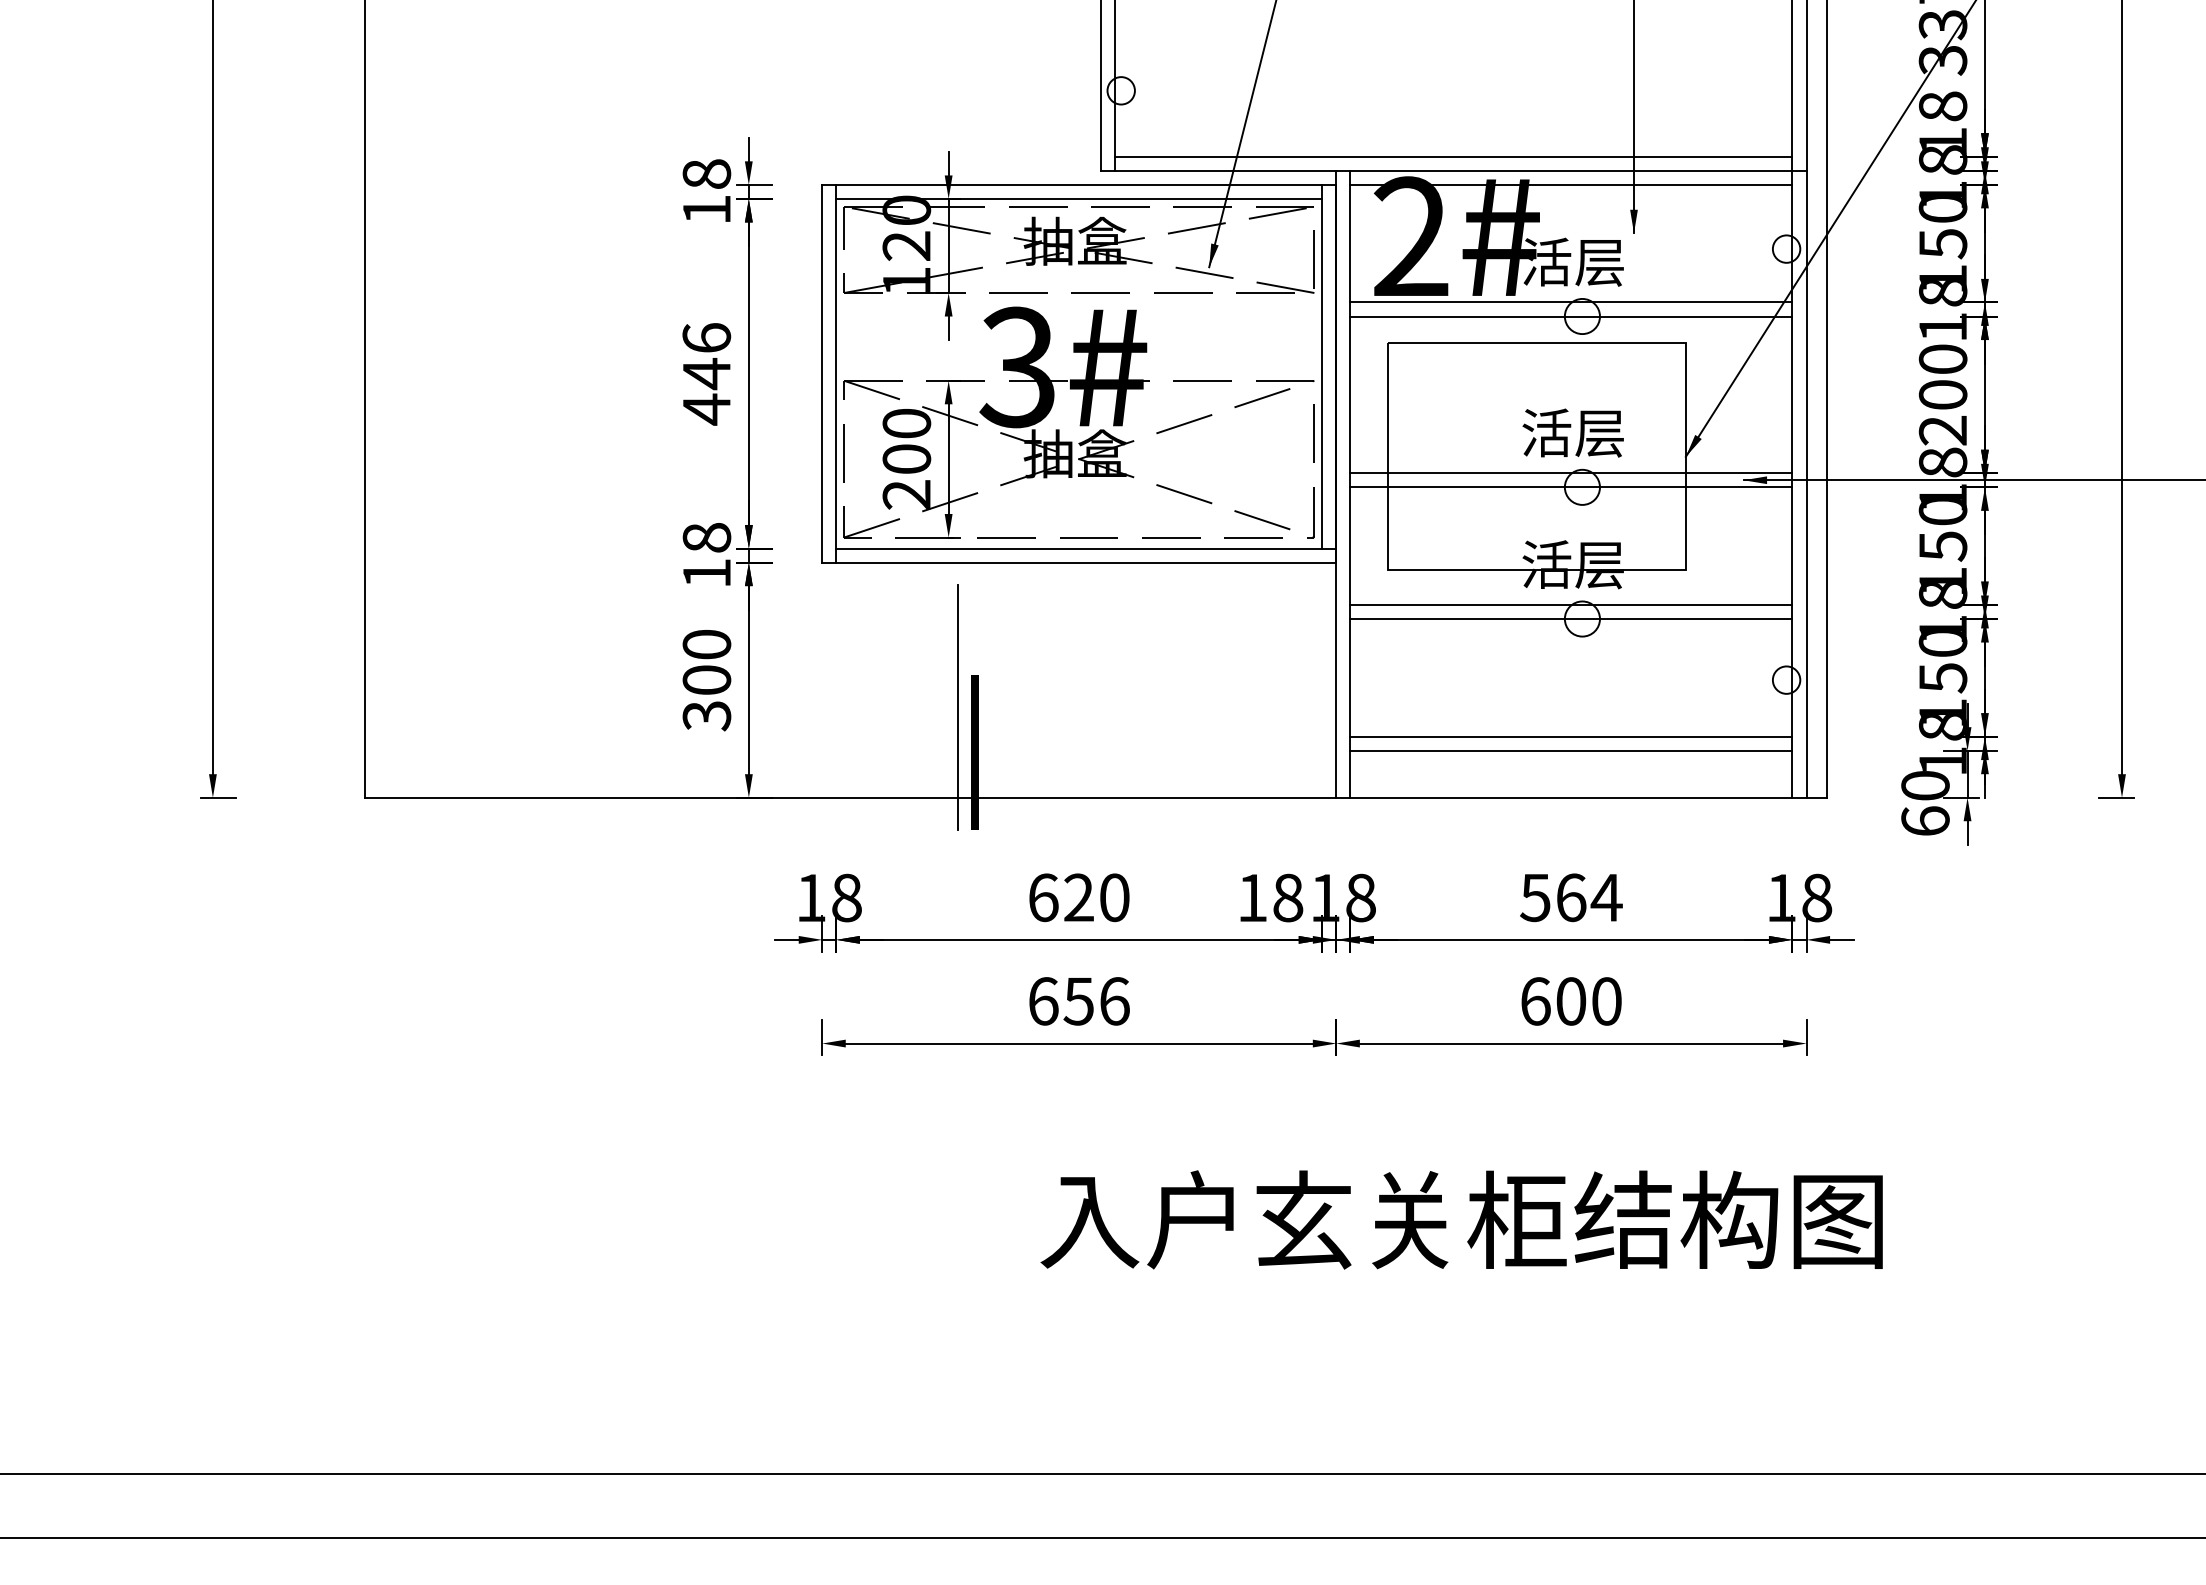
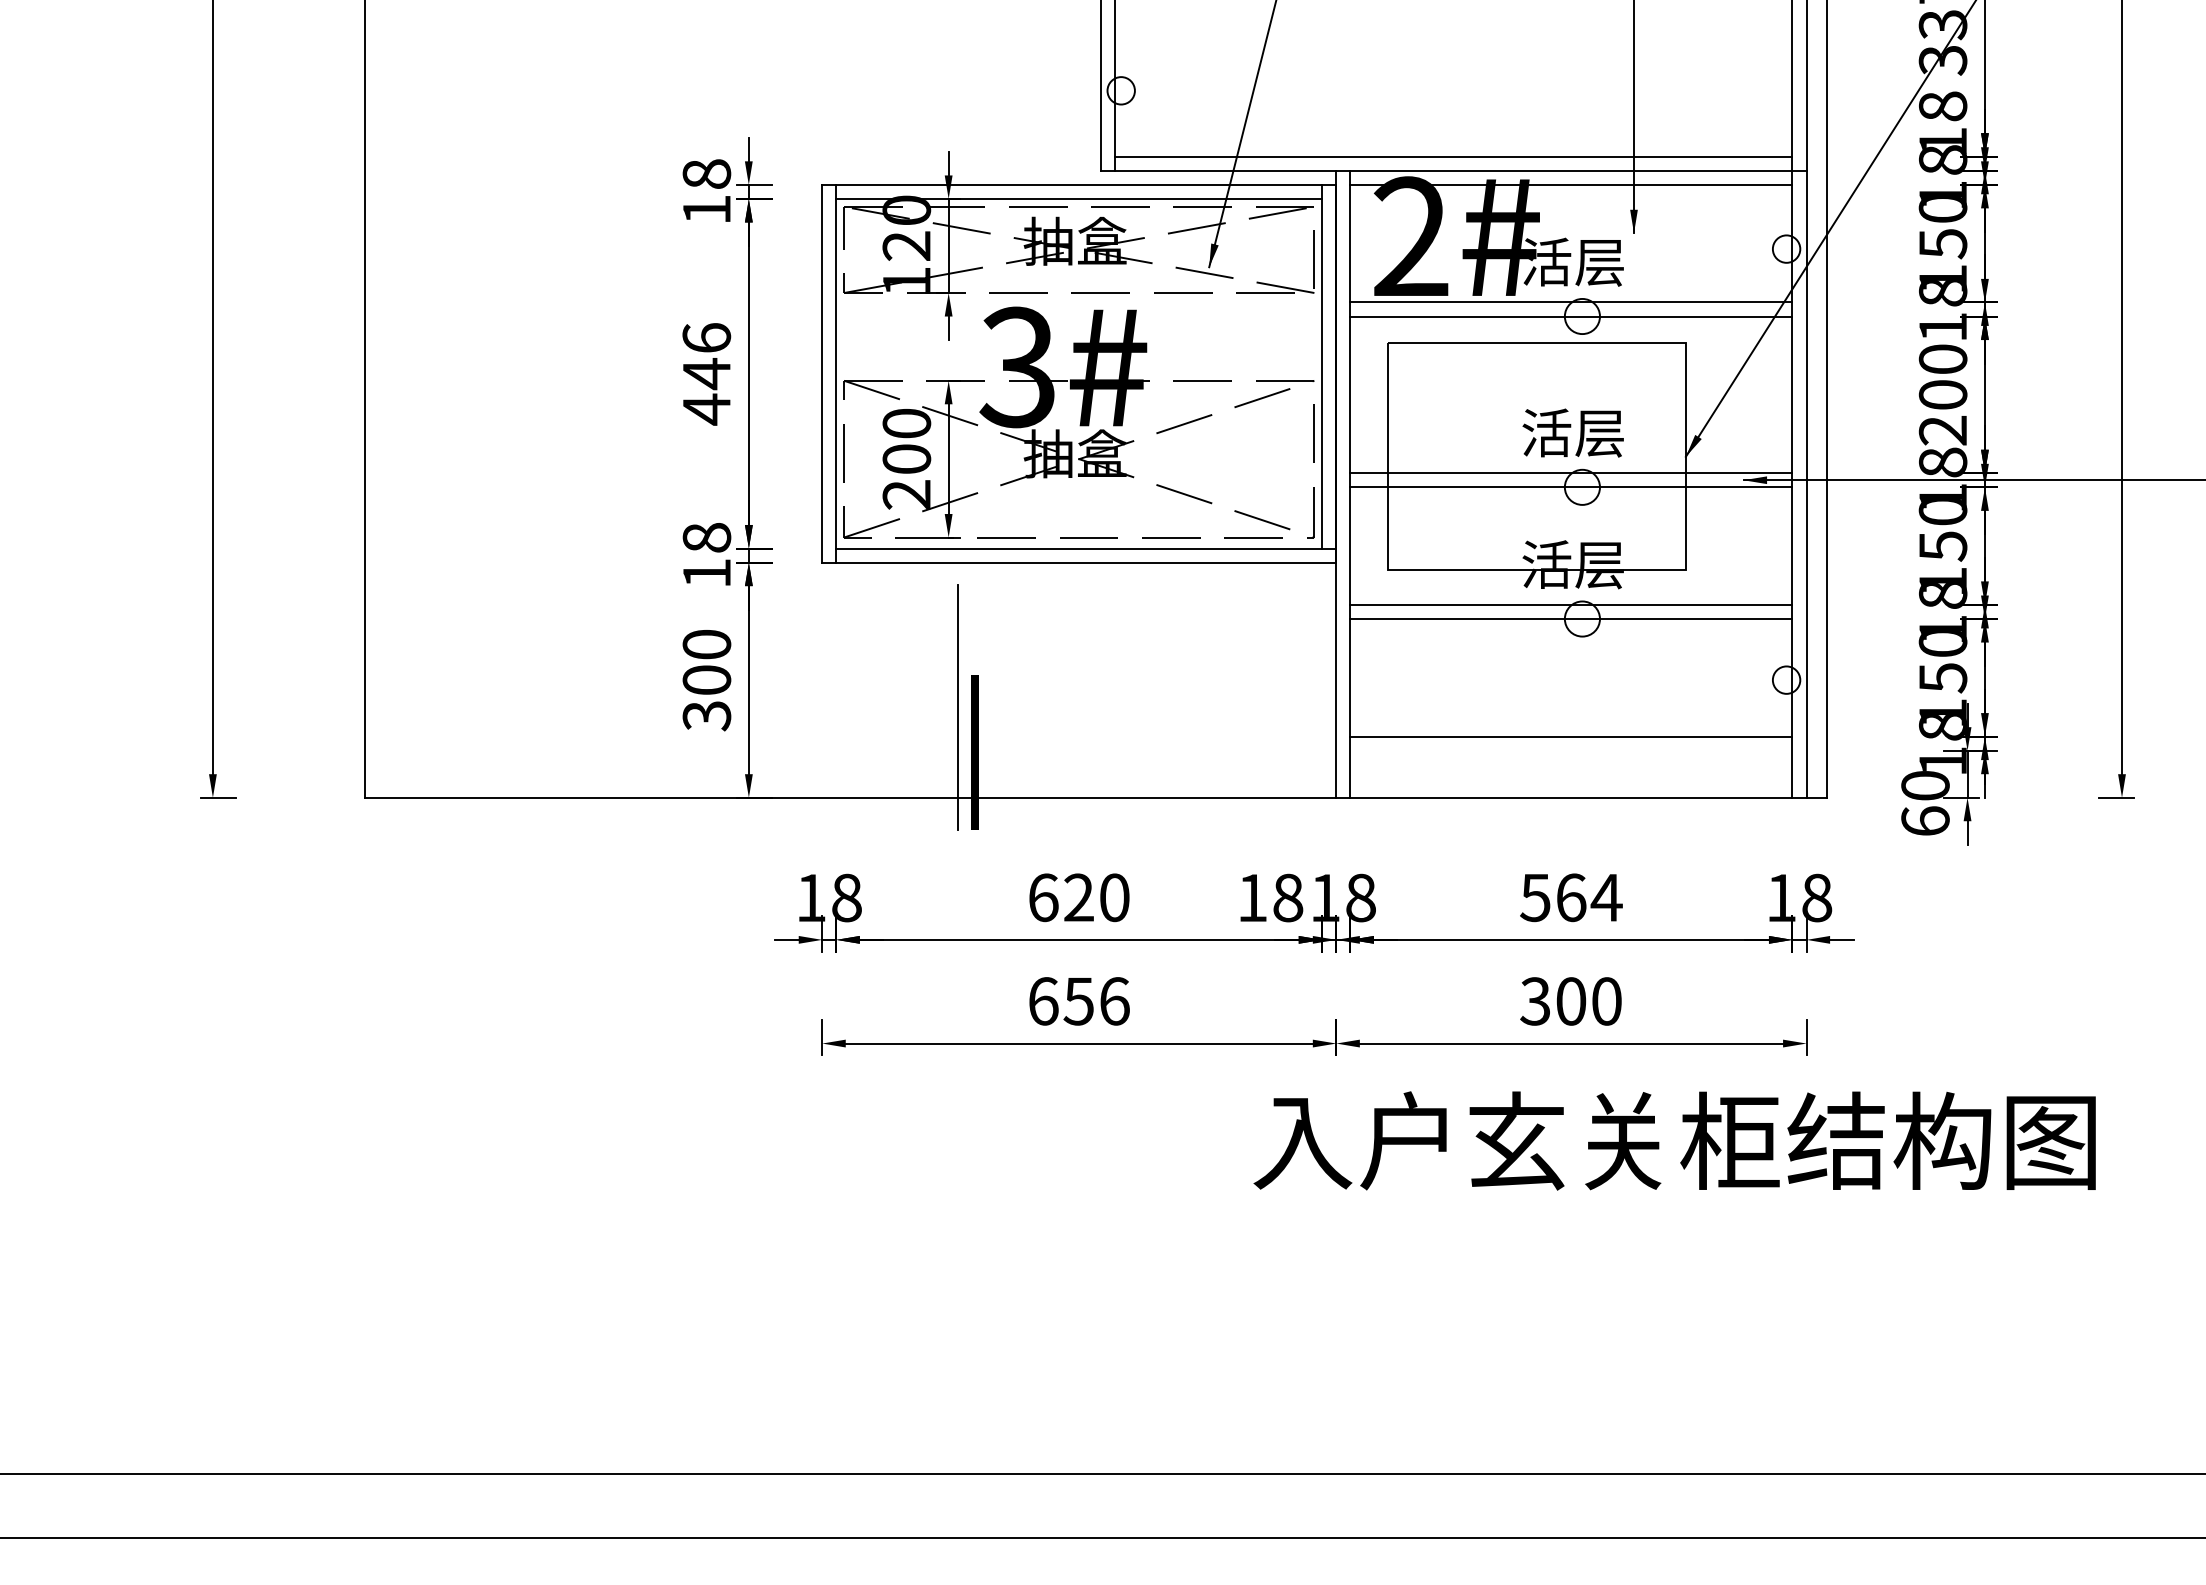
line: present -> none (1571, 750)
text: 600 -> 300 (1535, 1001)
text position: (1461, 1219) -> (1674, 1140) (1674, 1140)
